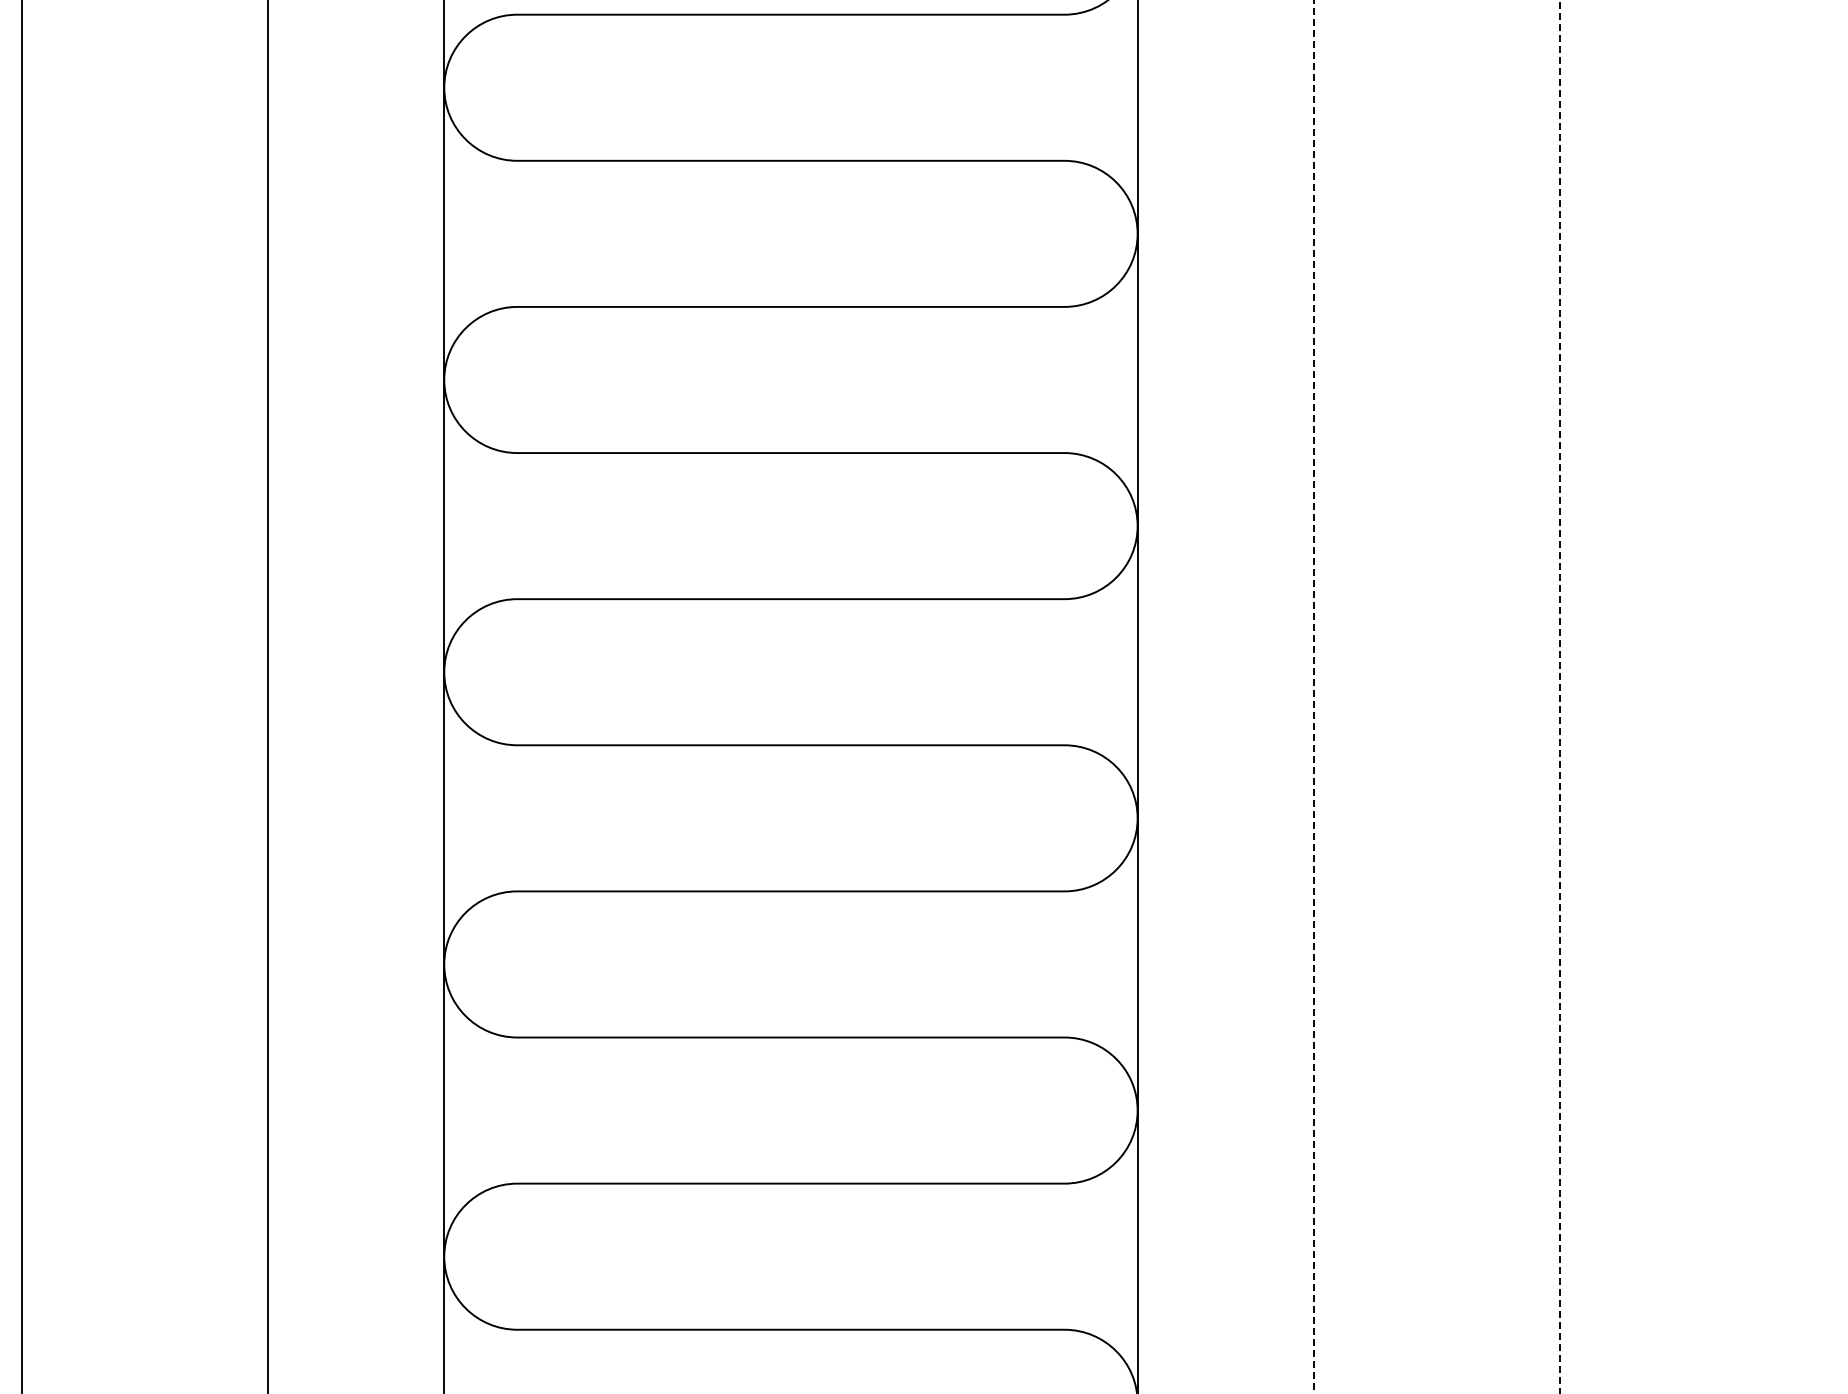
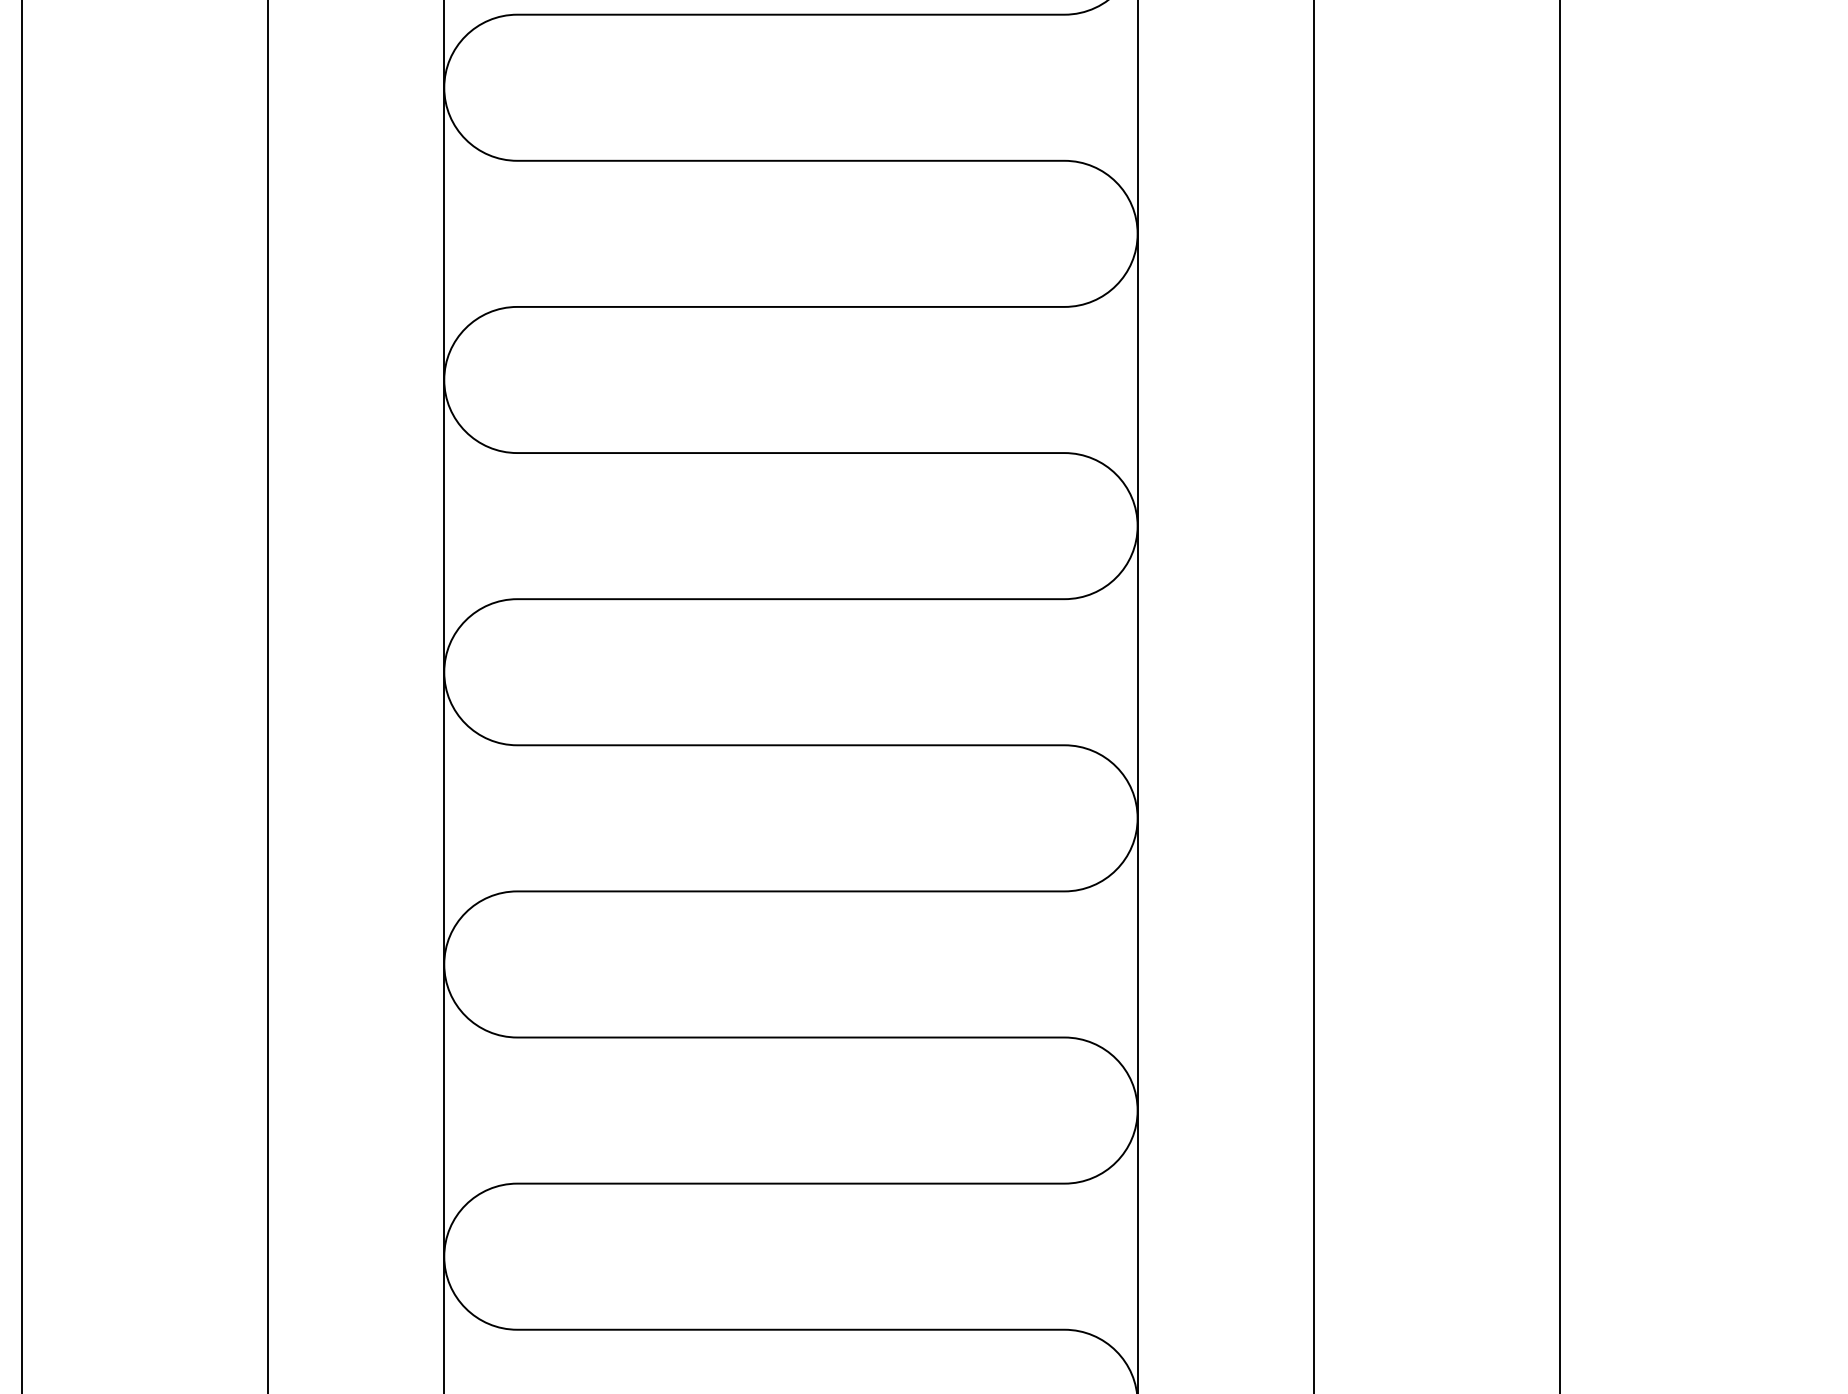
line: dashed -> solid (1313, 696)
line: dashed -> solid (1559, 697)
